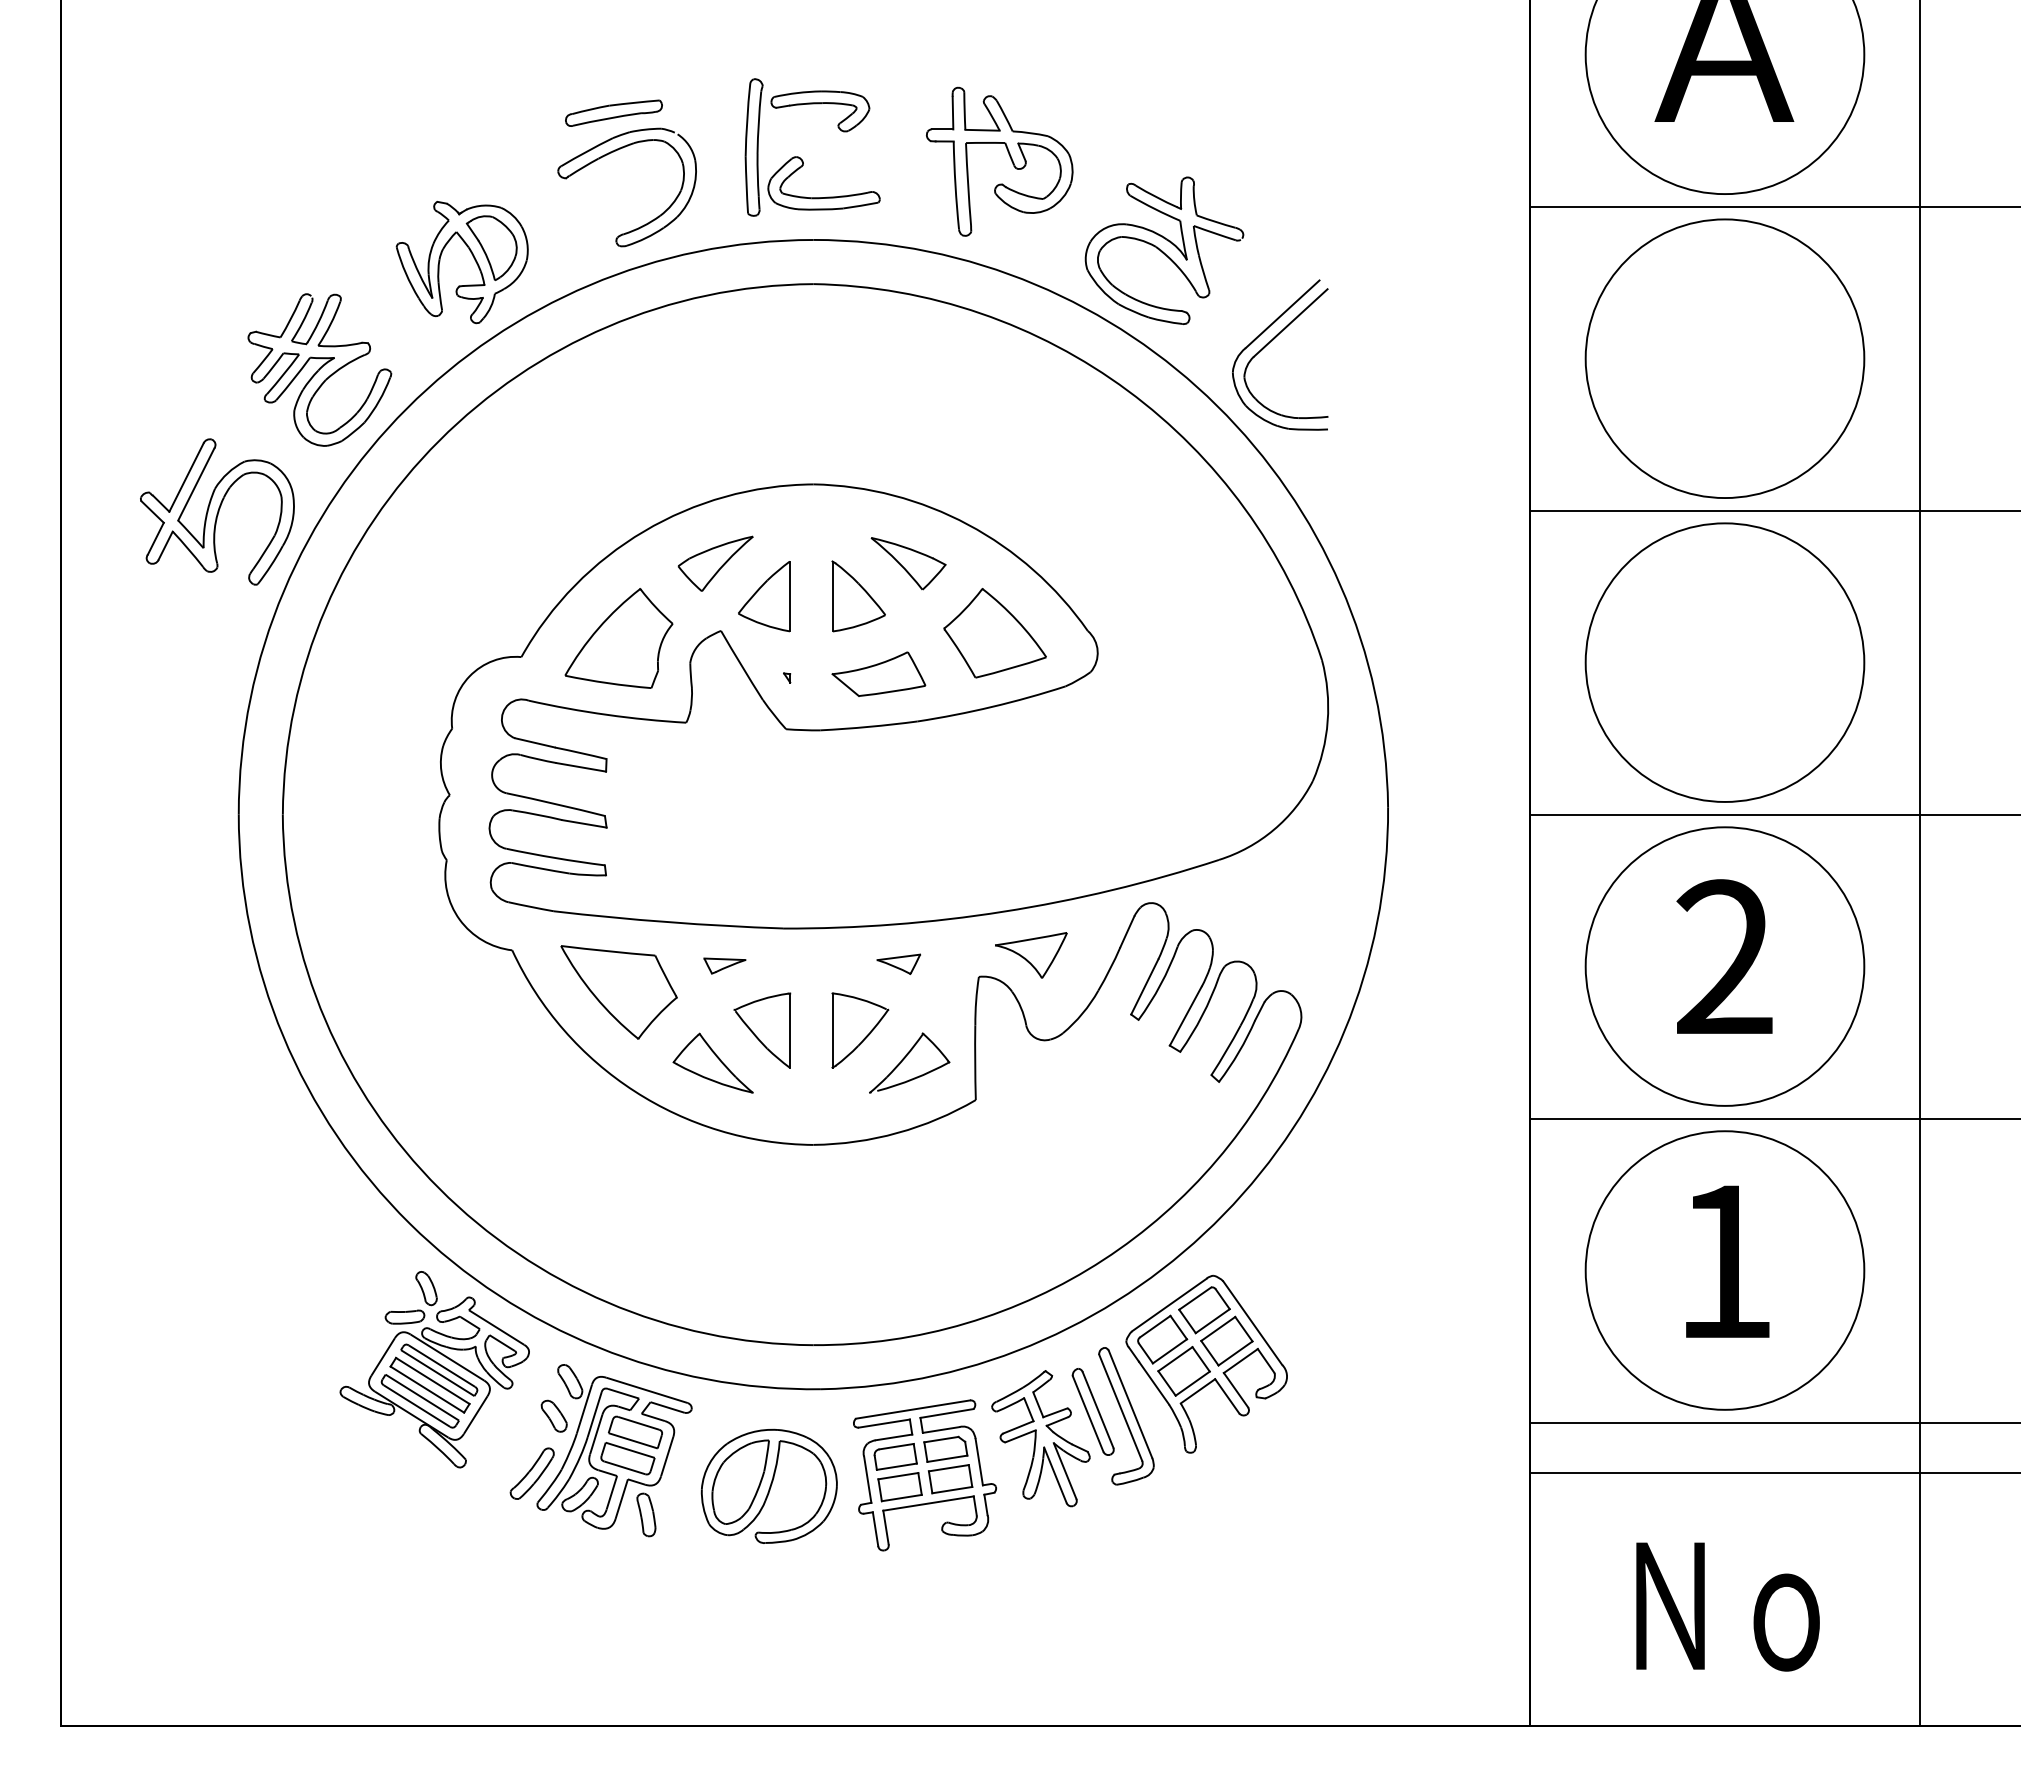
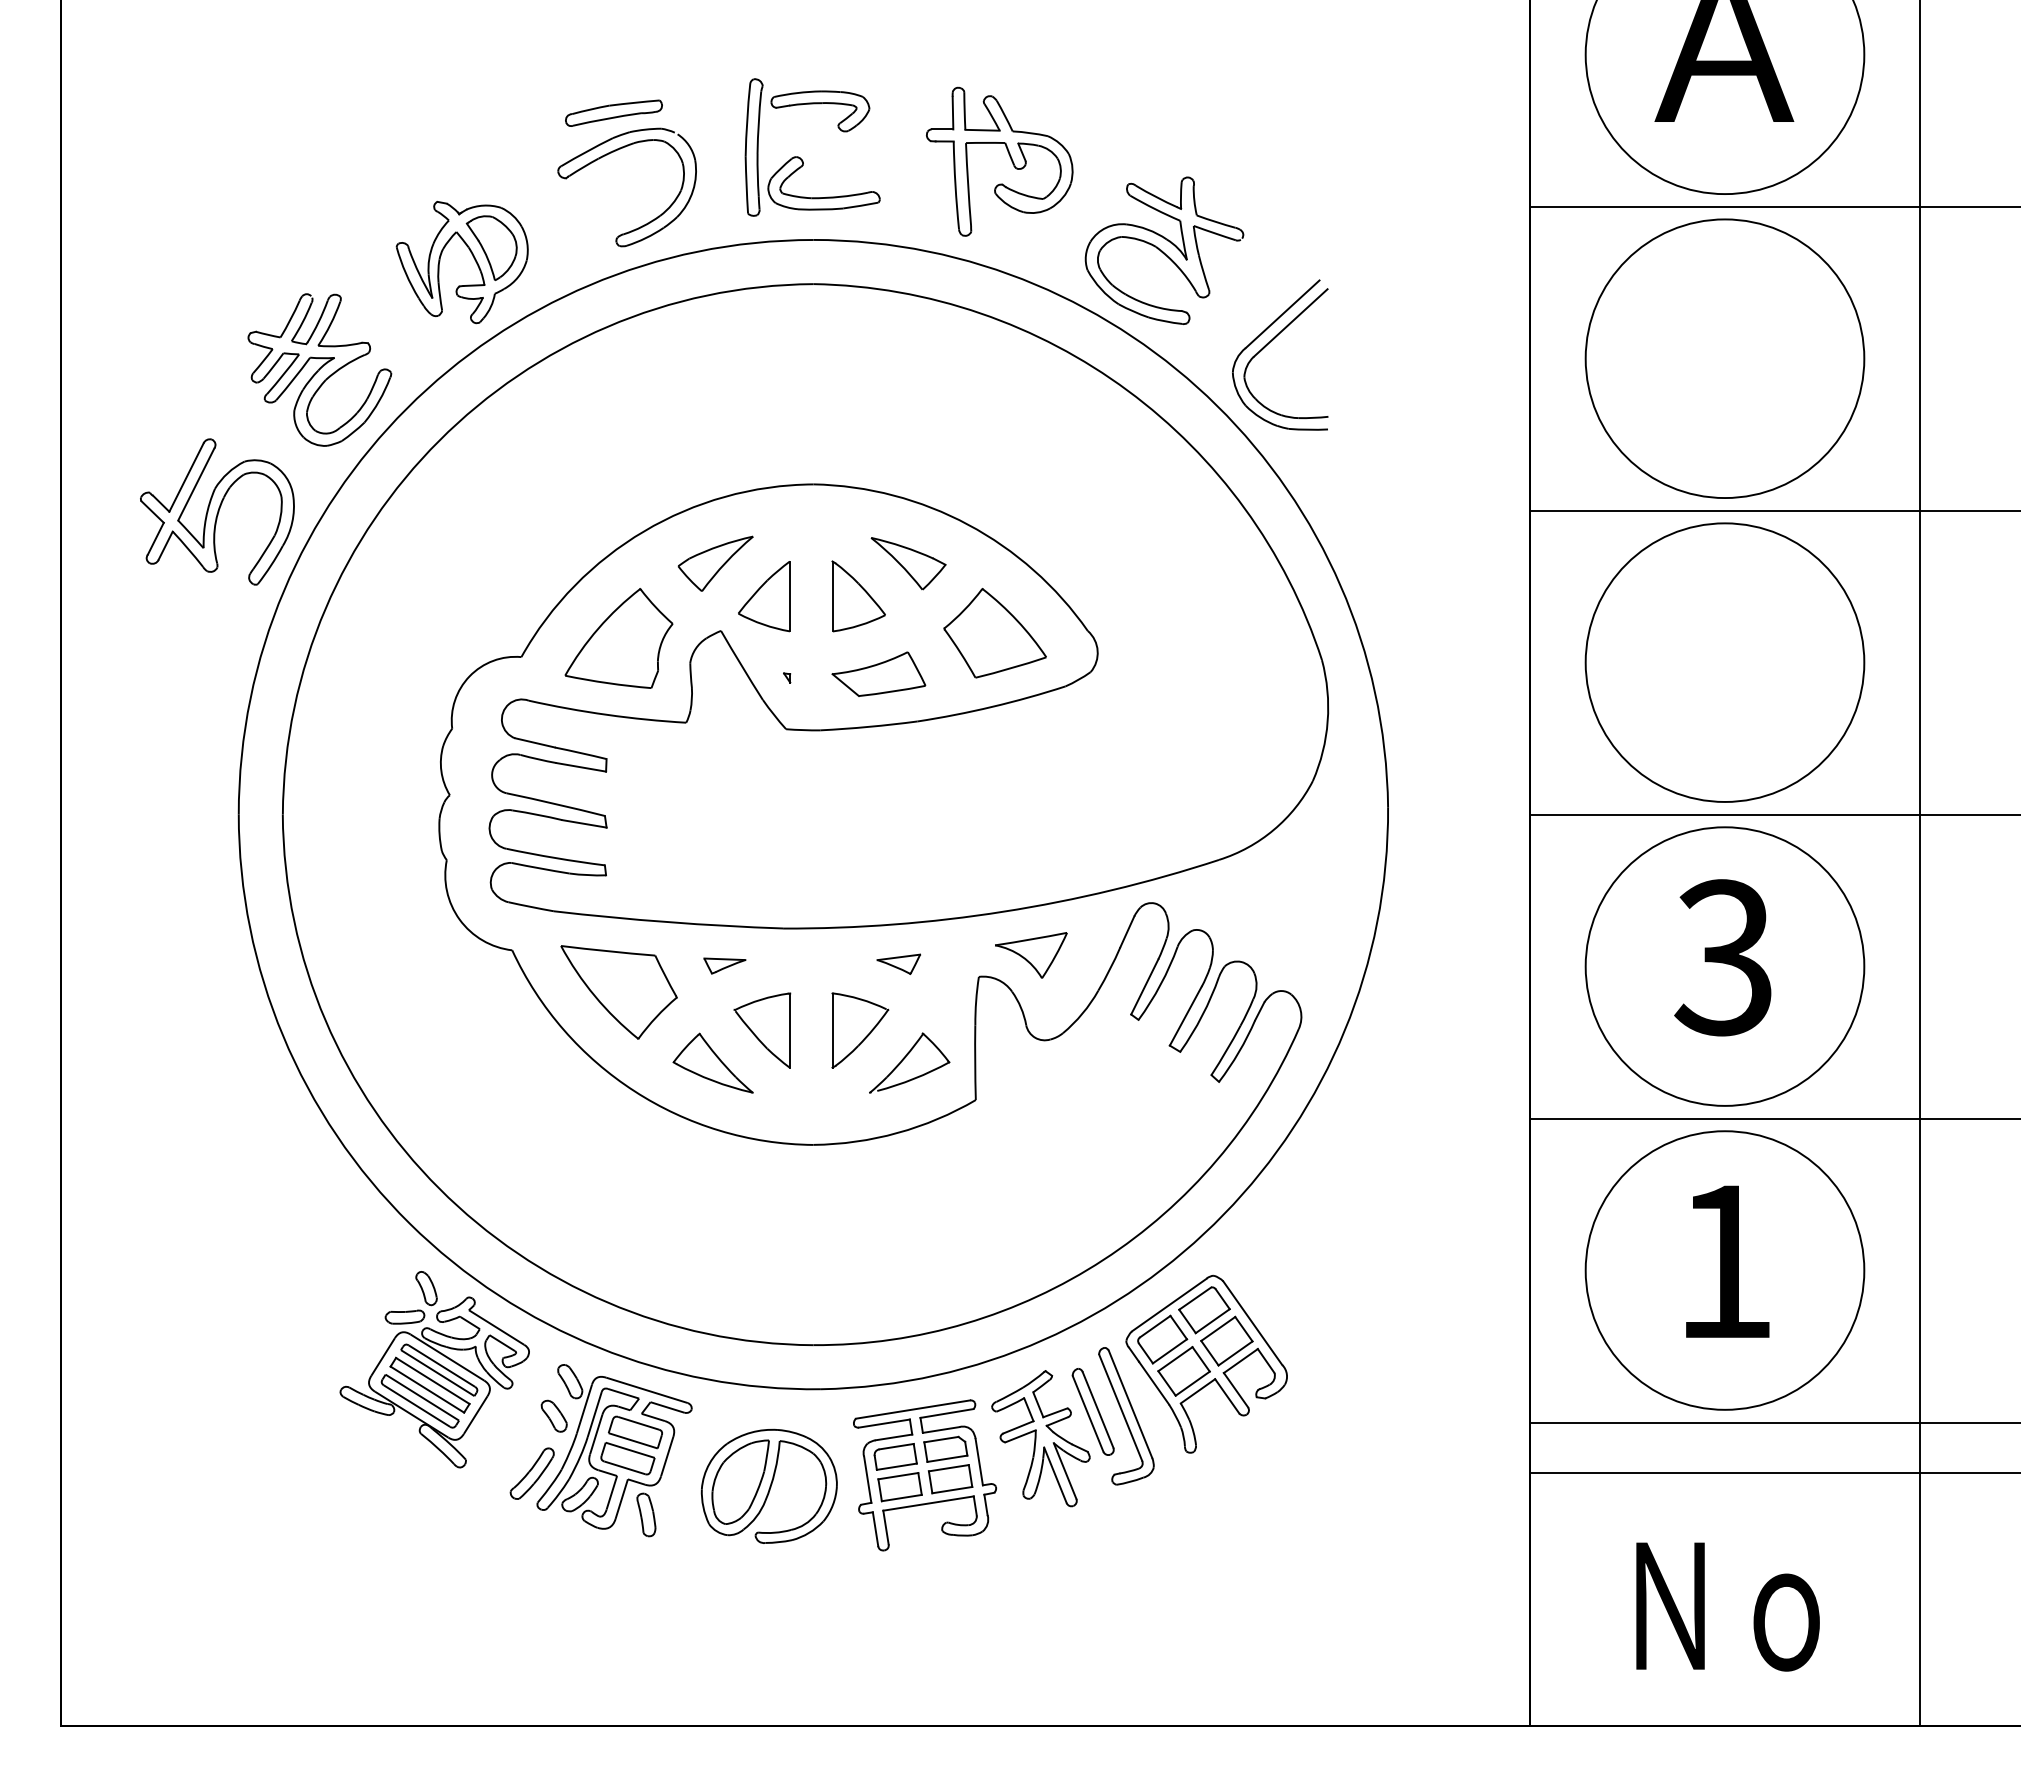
text: 2 -> 3 (1723, 957)
